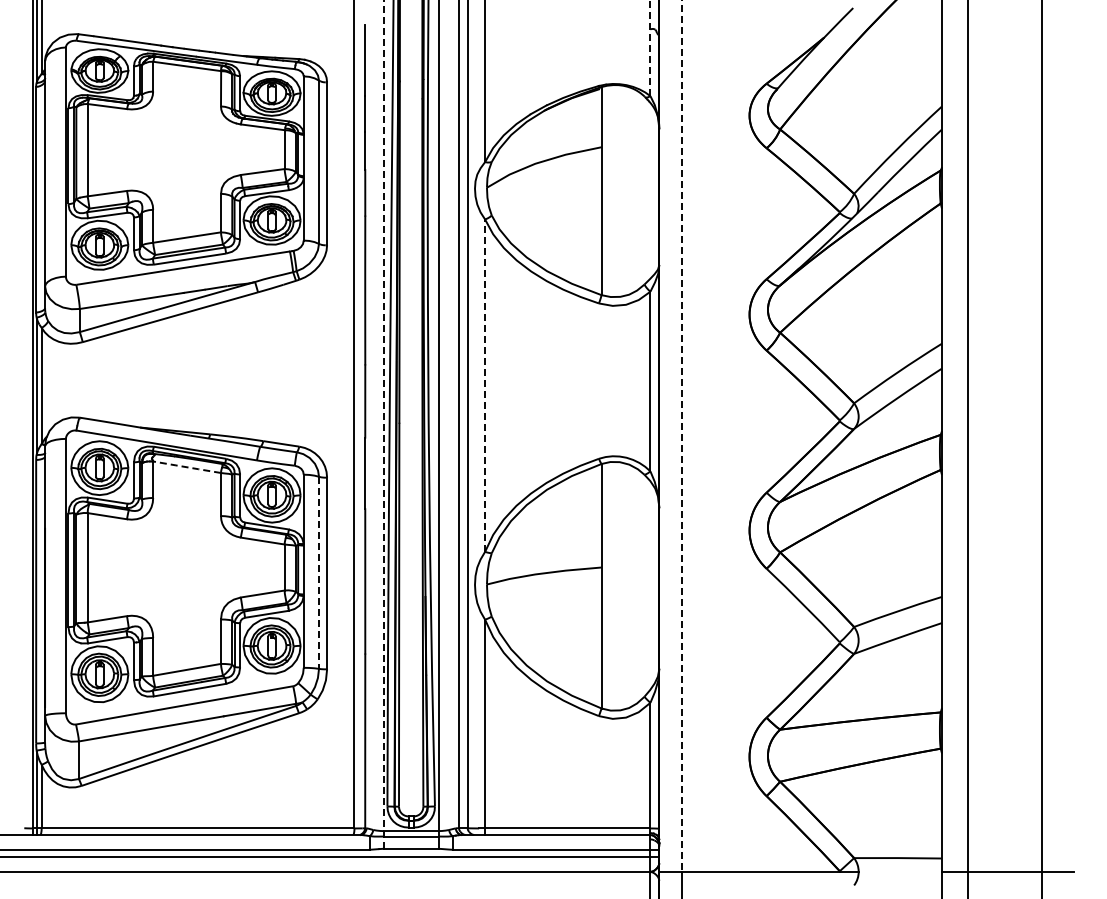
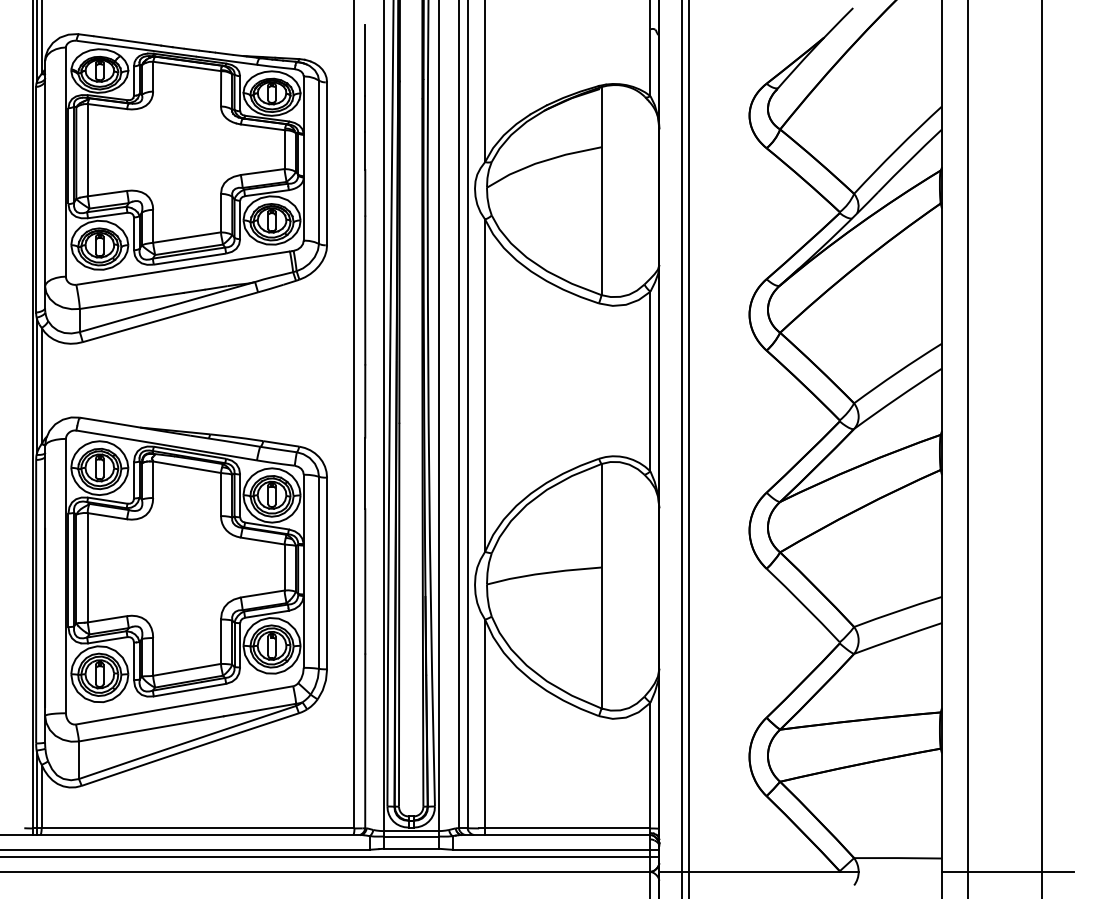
line: dashed -> solid (650, 48)
line: dashed -> solid (485, 385)
line: dashed -> solid (383, 424)
line: dashed -> solid (681, 436)
line: none -> present (689, 448)
line: dashed -> solid (186, 467)
line: dashed -> solid (319, 573)
